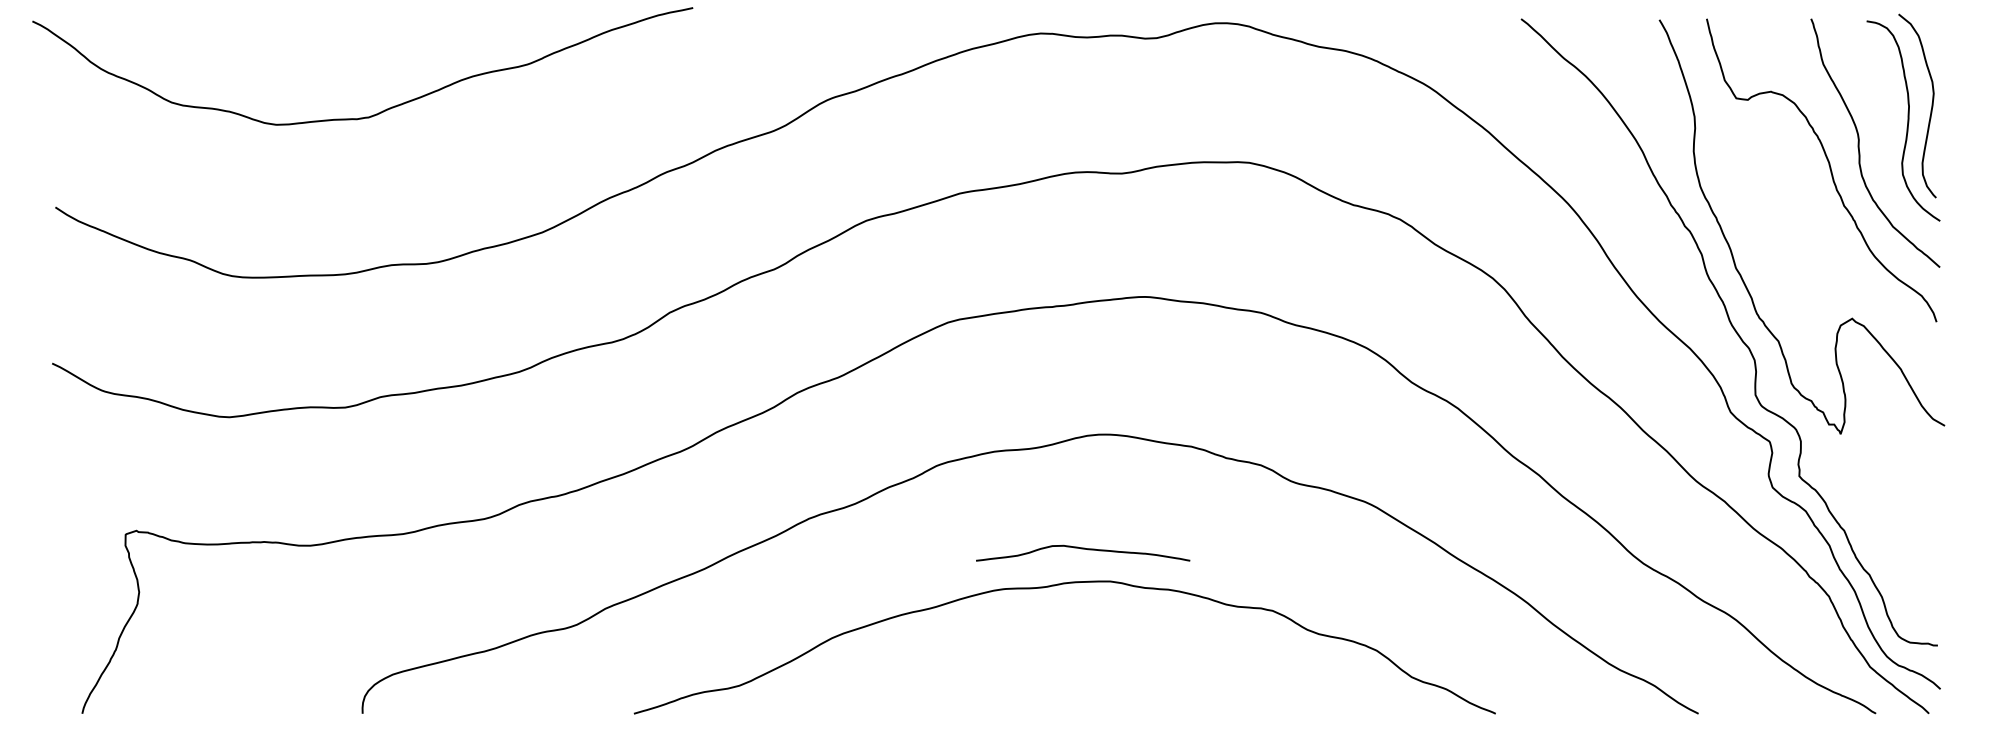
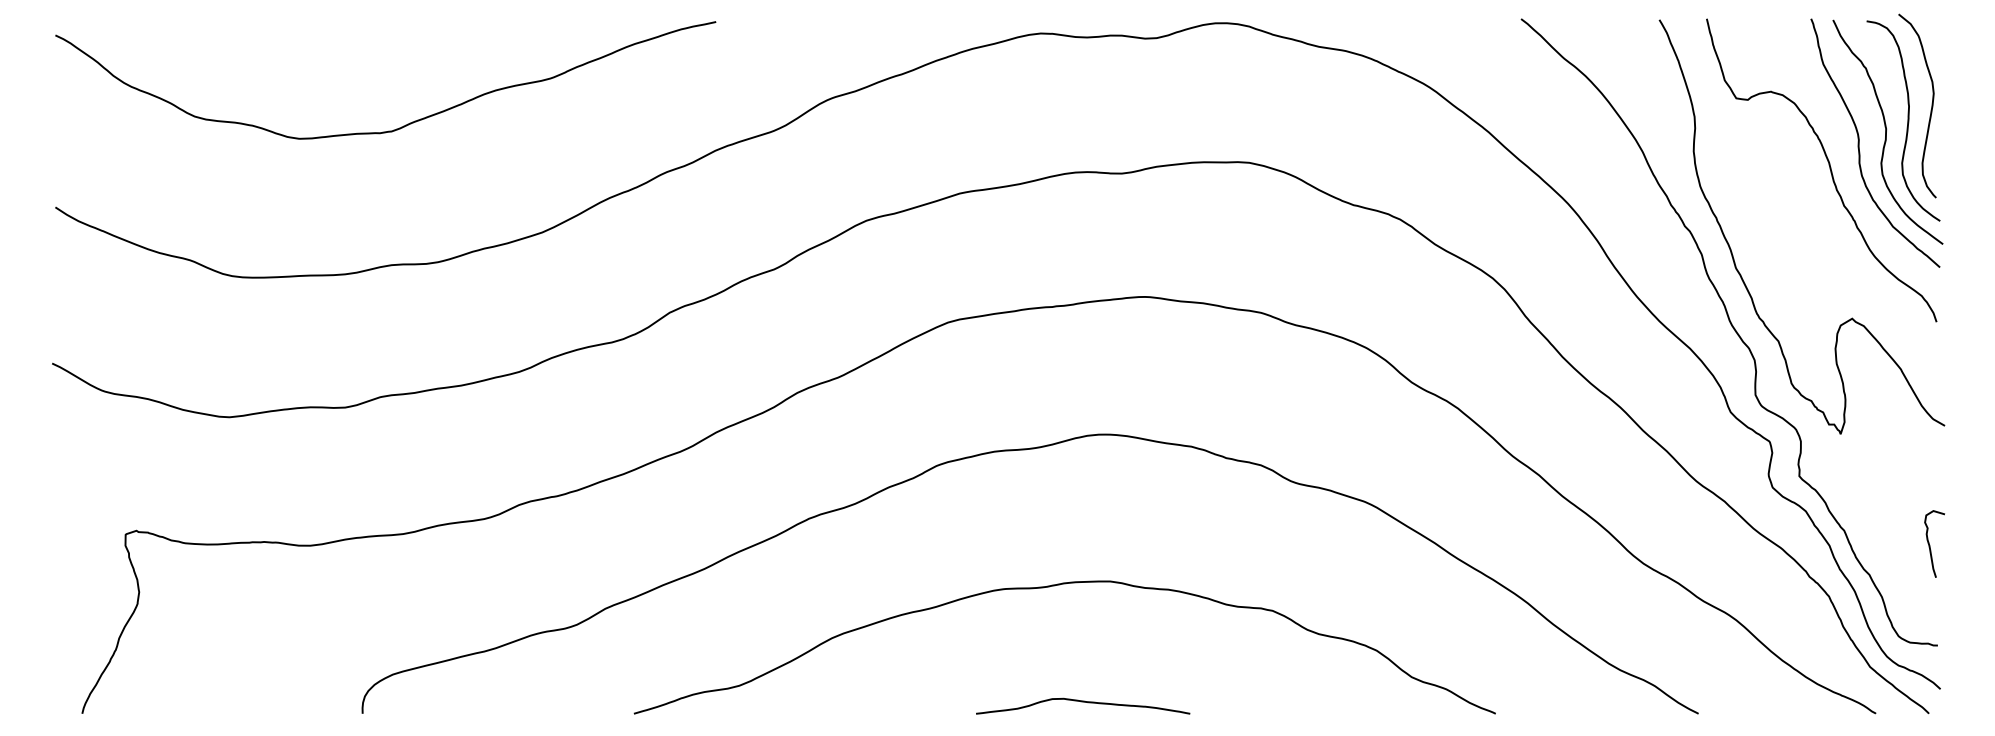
curve position: (384, 109) -> (407, 123) (407, 123)
curve: none -> present (1886, 131)
curve: none -> present (1930, 545)
curve position: (1083, 549) -> (1083, 702) (1083, 702)
